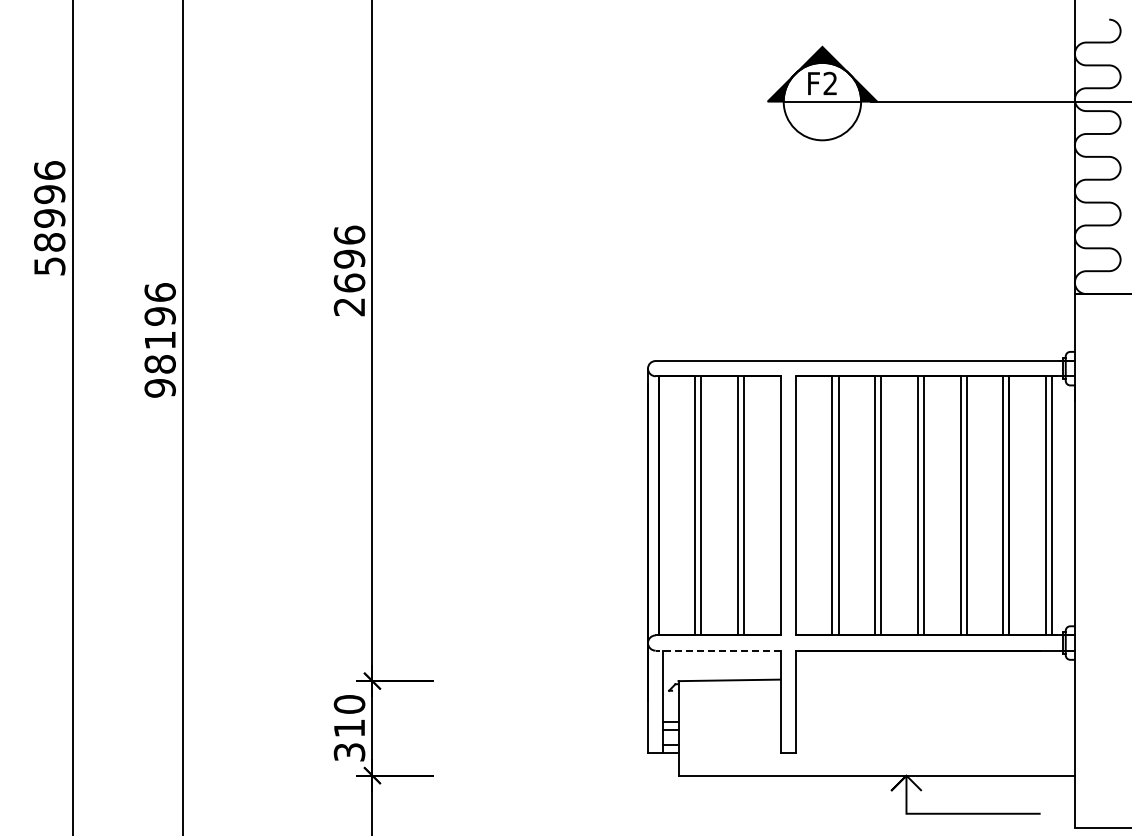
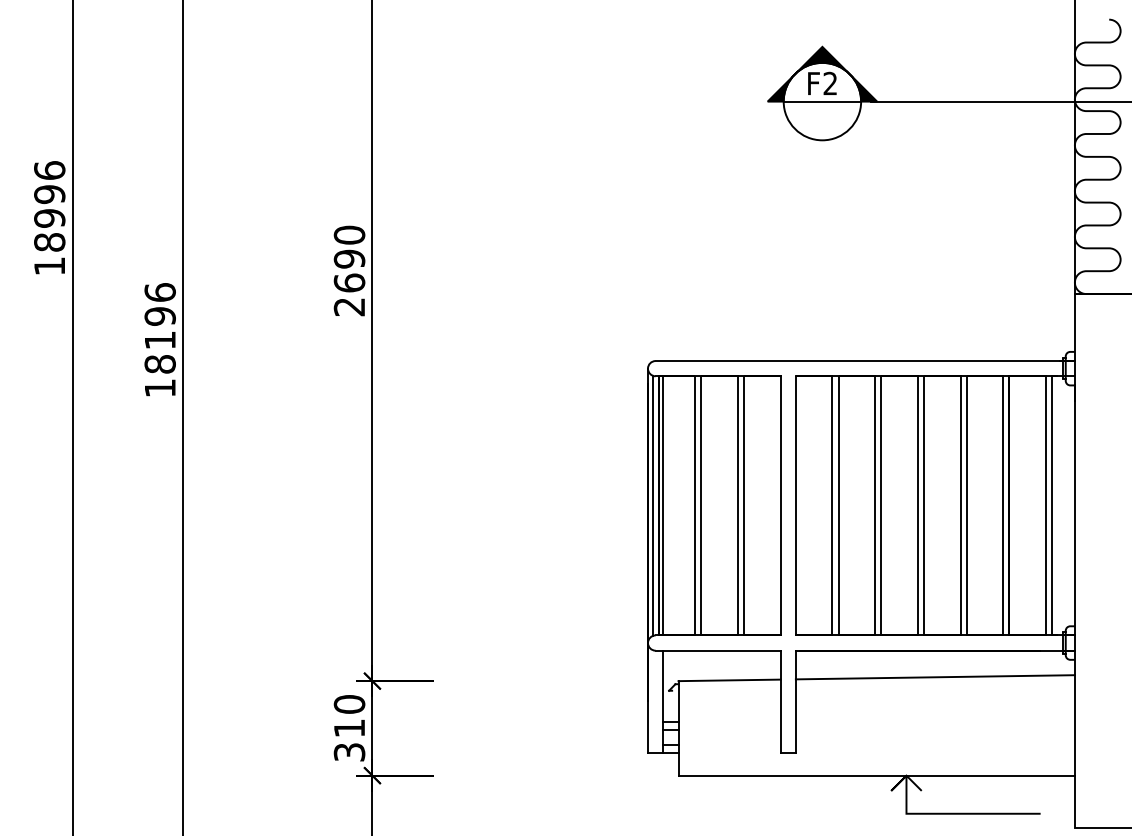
text: 2696 -> 2690 (349, 234)
text: 58996 -> 18996 (49, 266)
text: 98196 -> 18196 (159, 388)
line: none -> present (652, 505)
line: none -> present (663, 505)
line: dashed -> solid (718, 650)
line: none -> present (934, 677)
